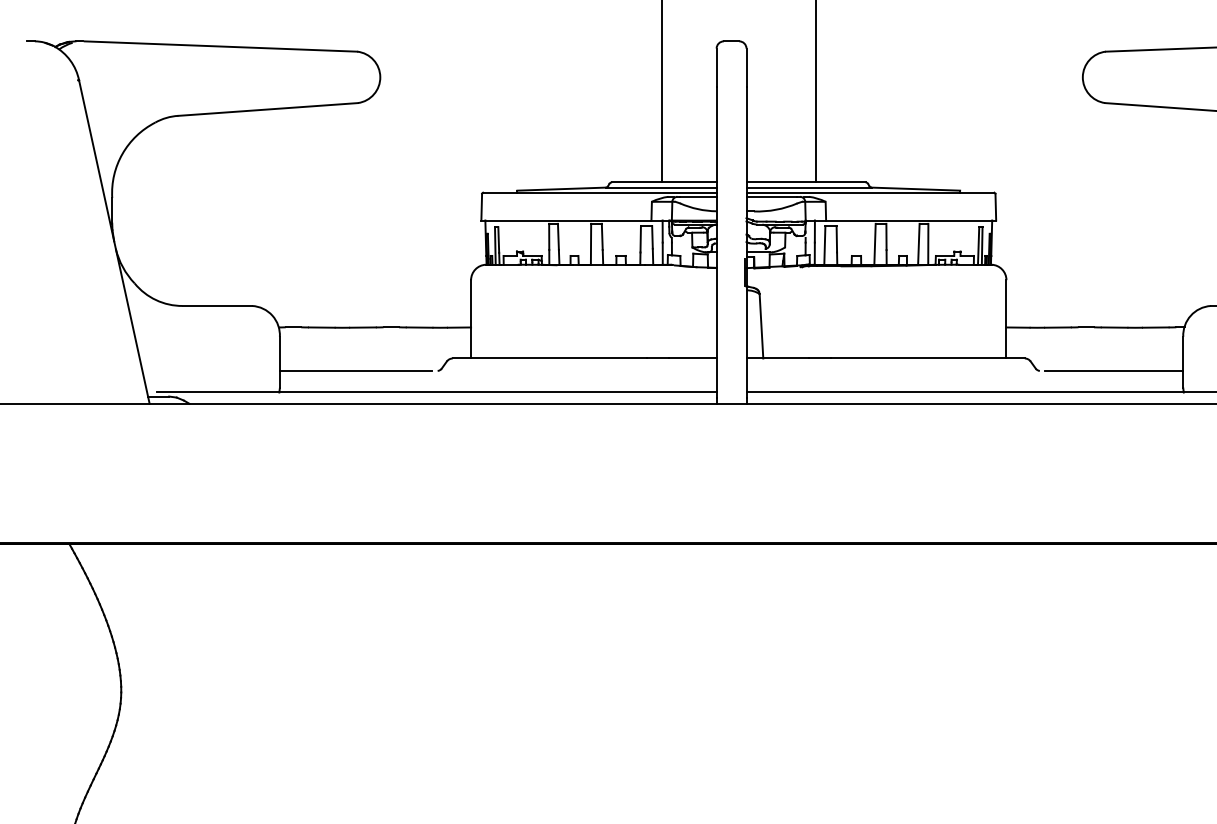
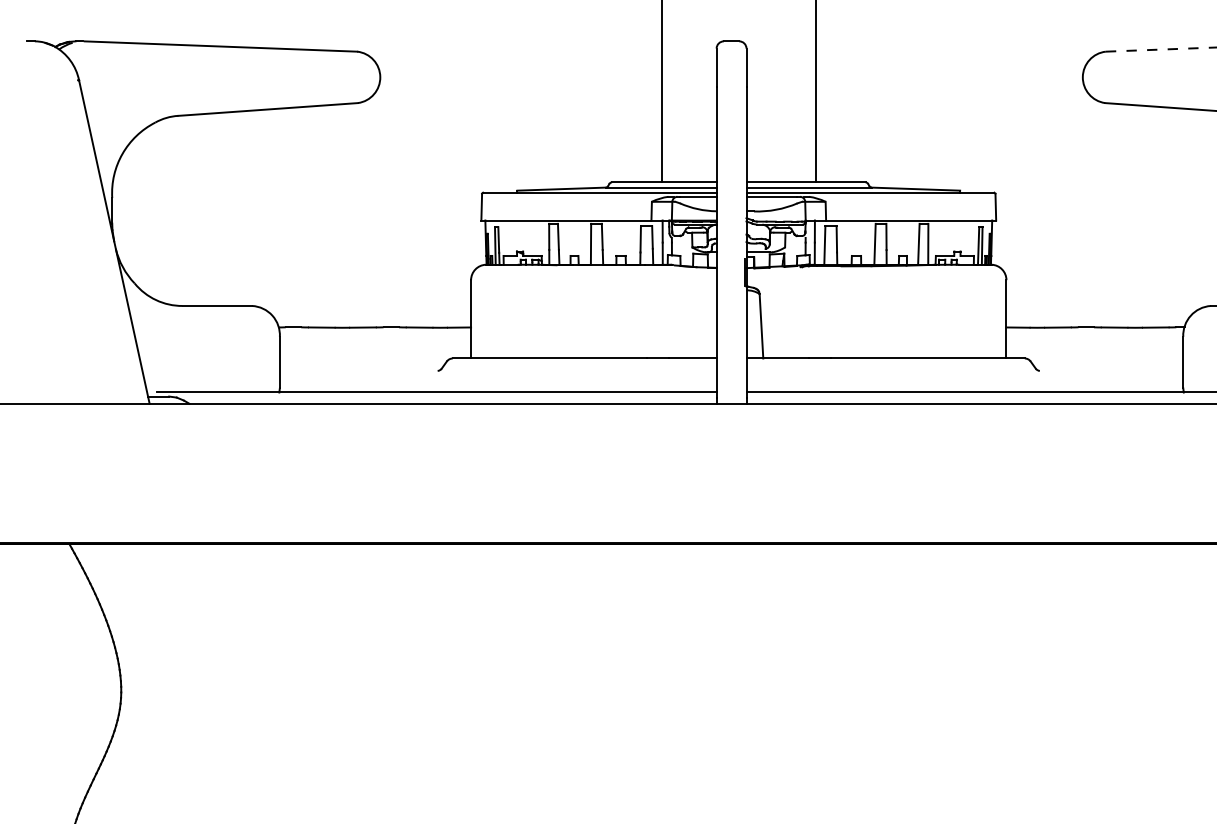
line: solid -> dashed (1161, 49)
line: present -> none (355, 371)
line: present -> none (1114, 371)
